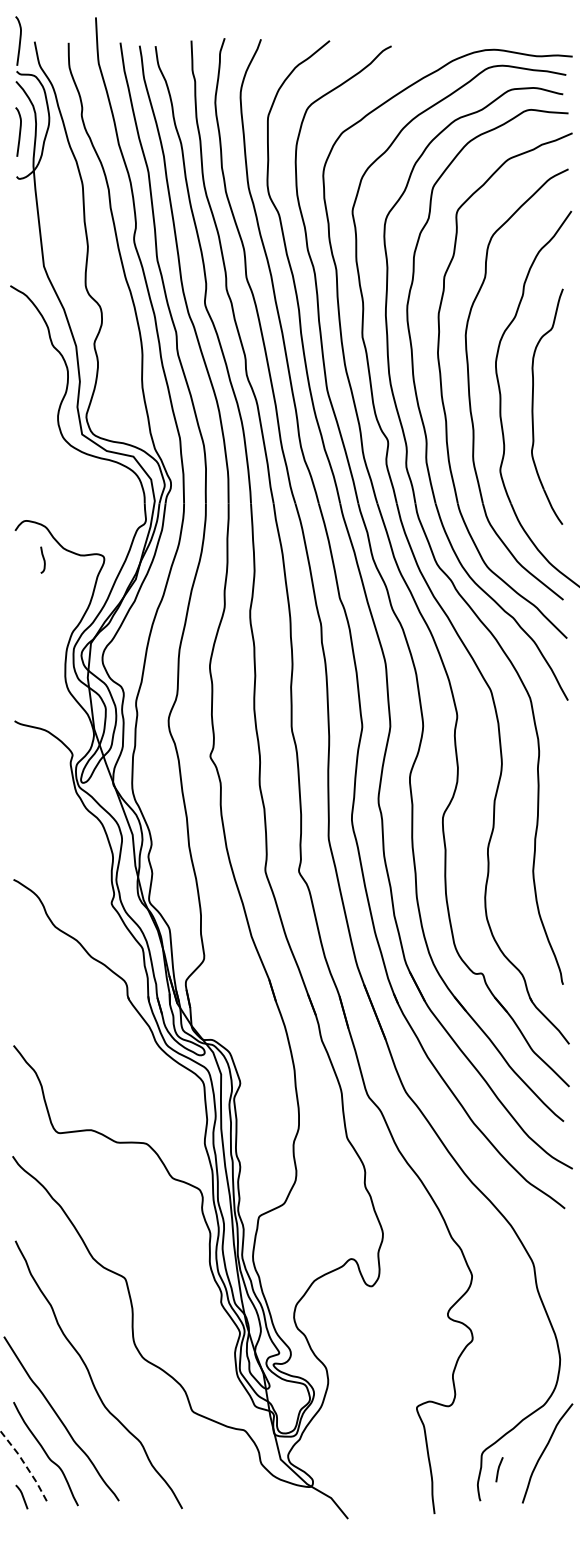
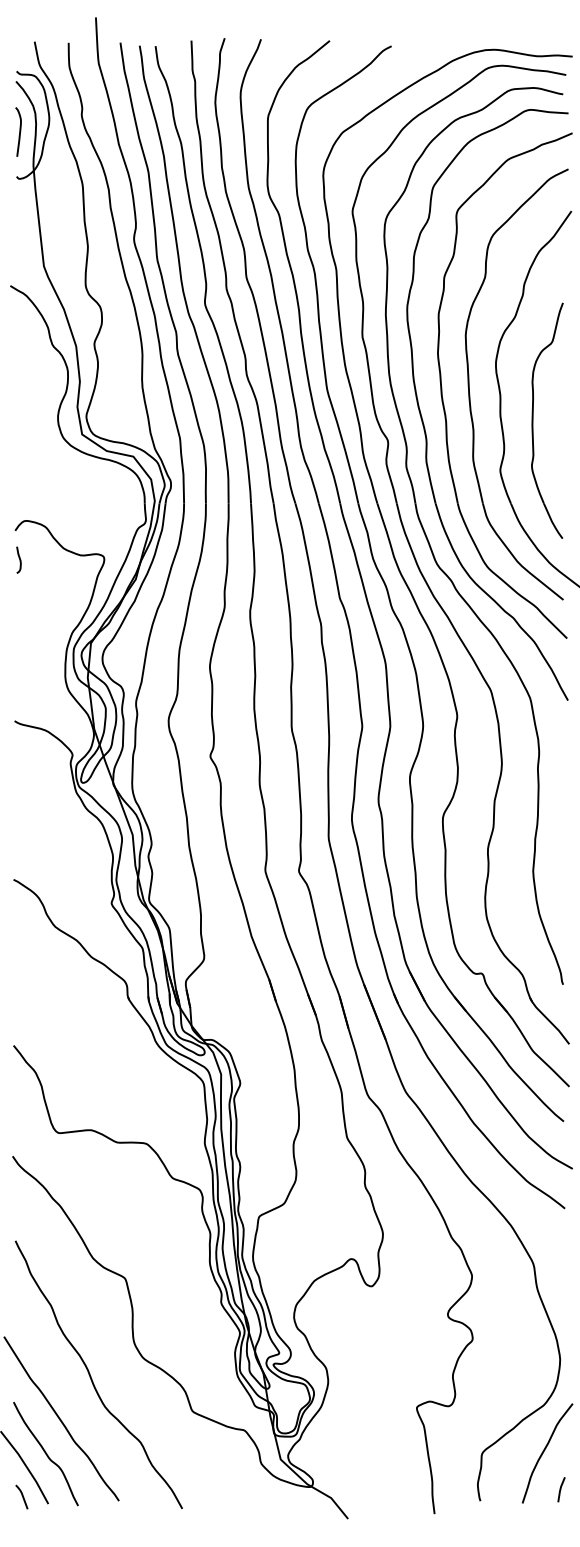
curve: present -> none (19, 40)
part position: (533, 406) -> (533, 420) (533, 420)
curve position: (42, 558) -> (18, 558) (18, 558)
line: dashed -> solid (26, 1467)
line position: (499, 1469) -> (561, 1489) (561, 1489)
